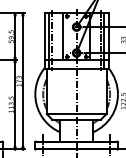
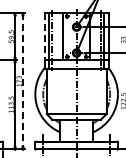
line: solid -> dashed (44, 37)
line: solid -> dashed (23, 81)
